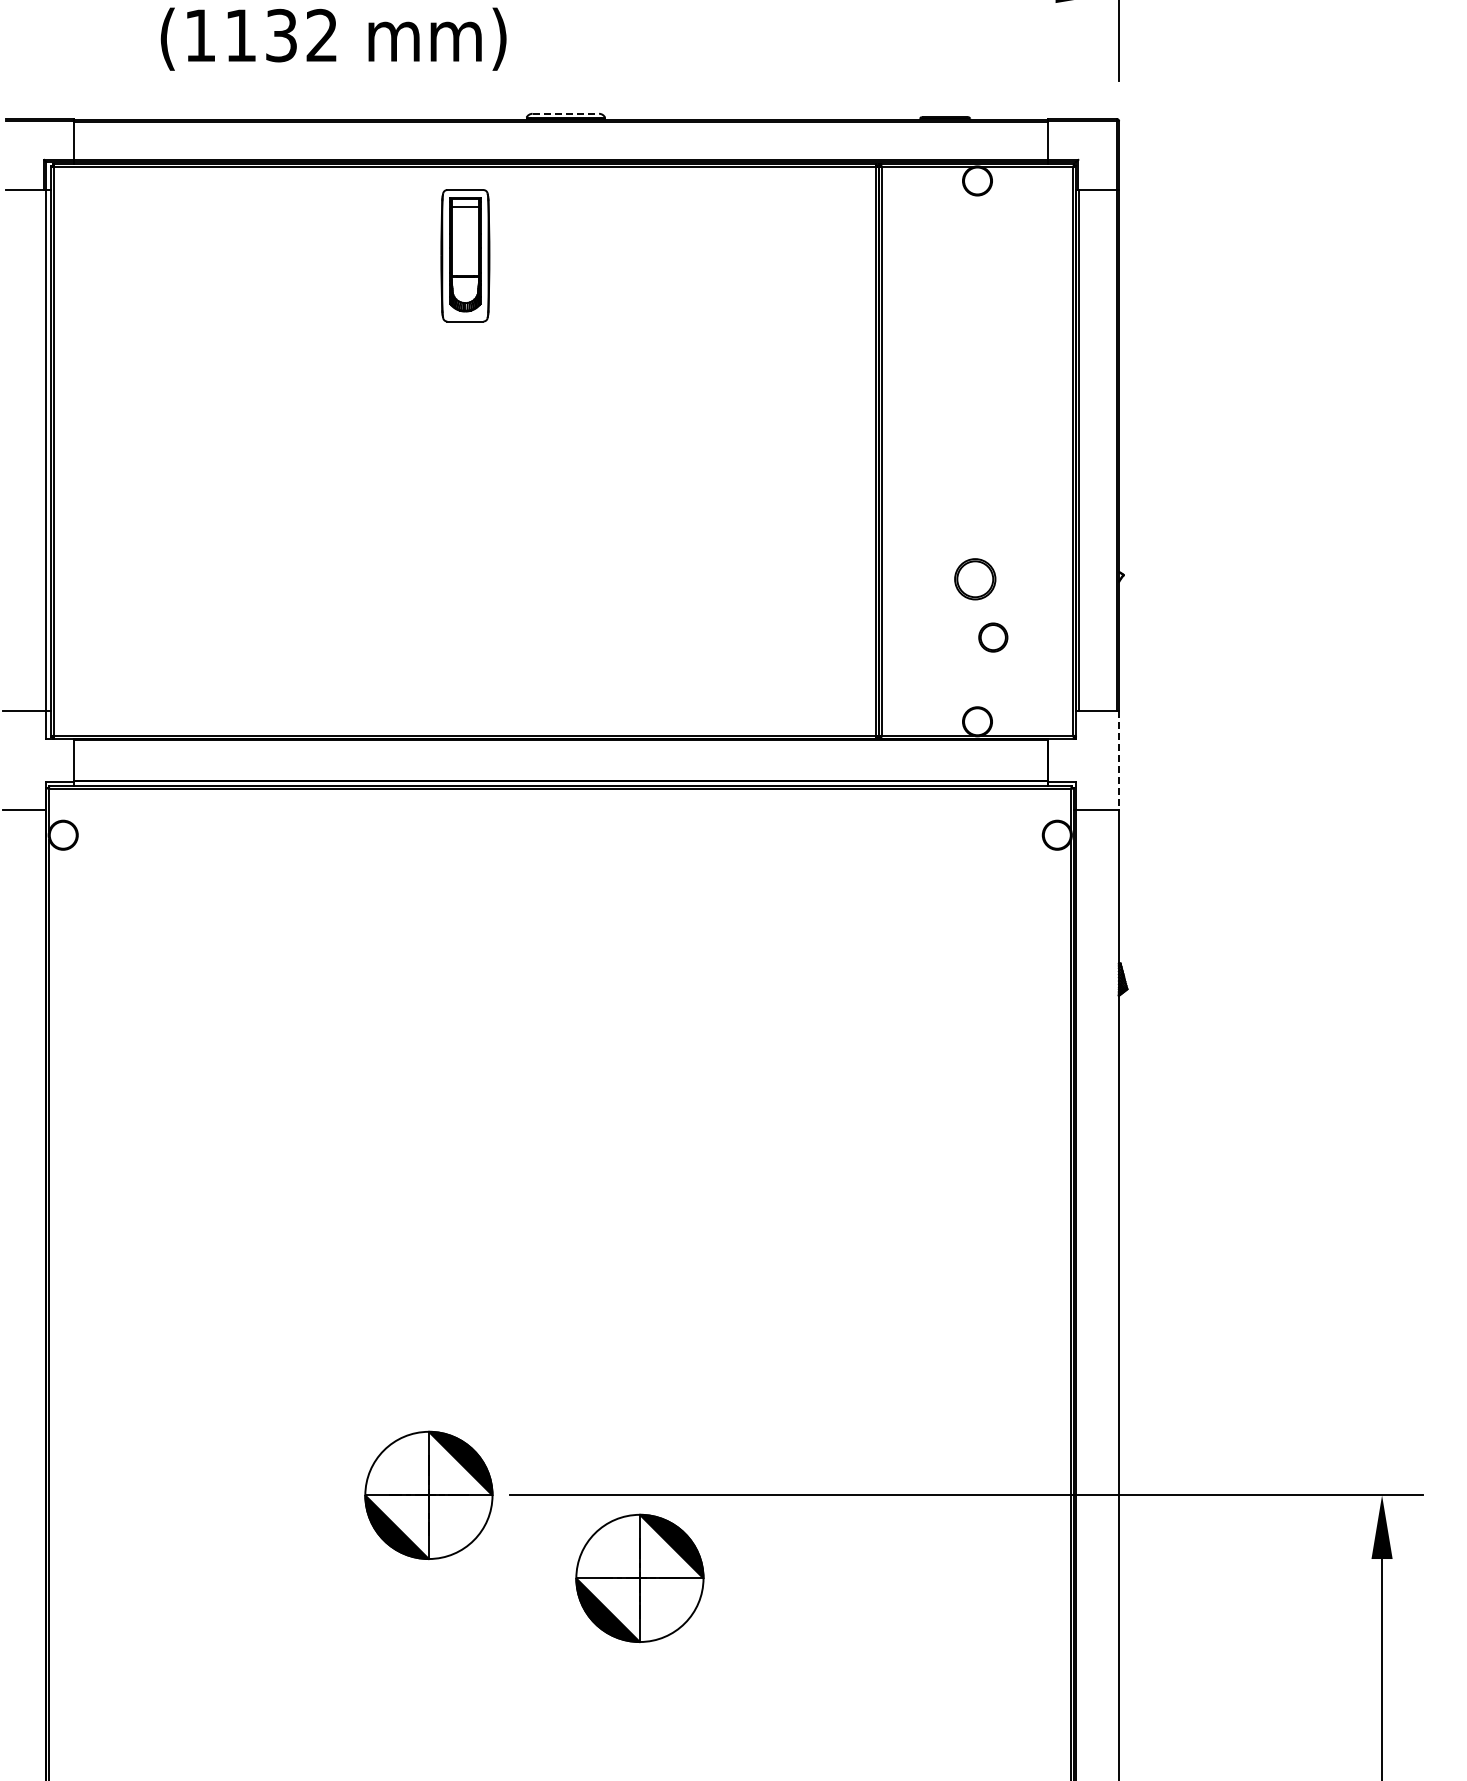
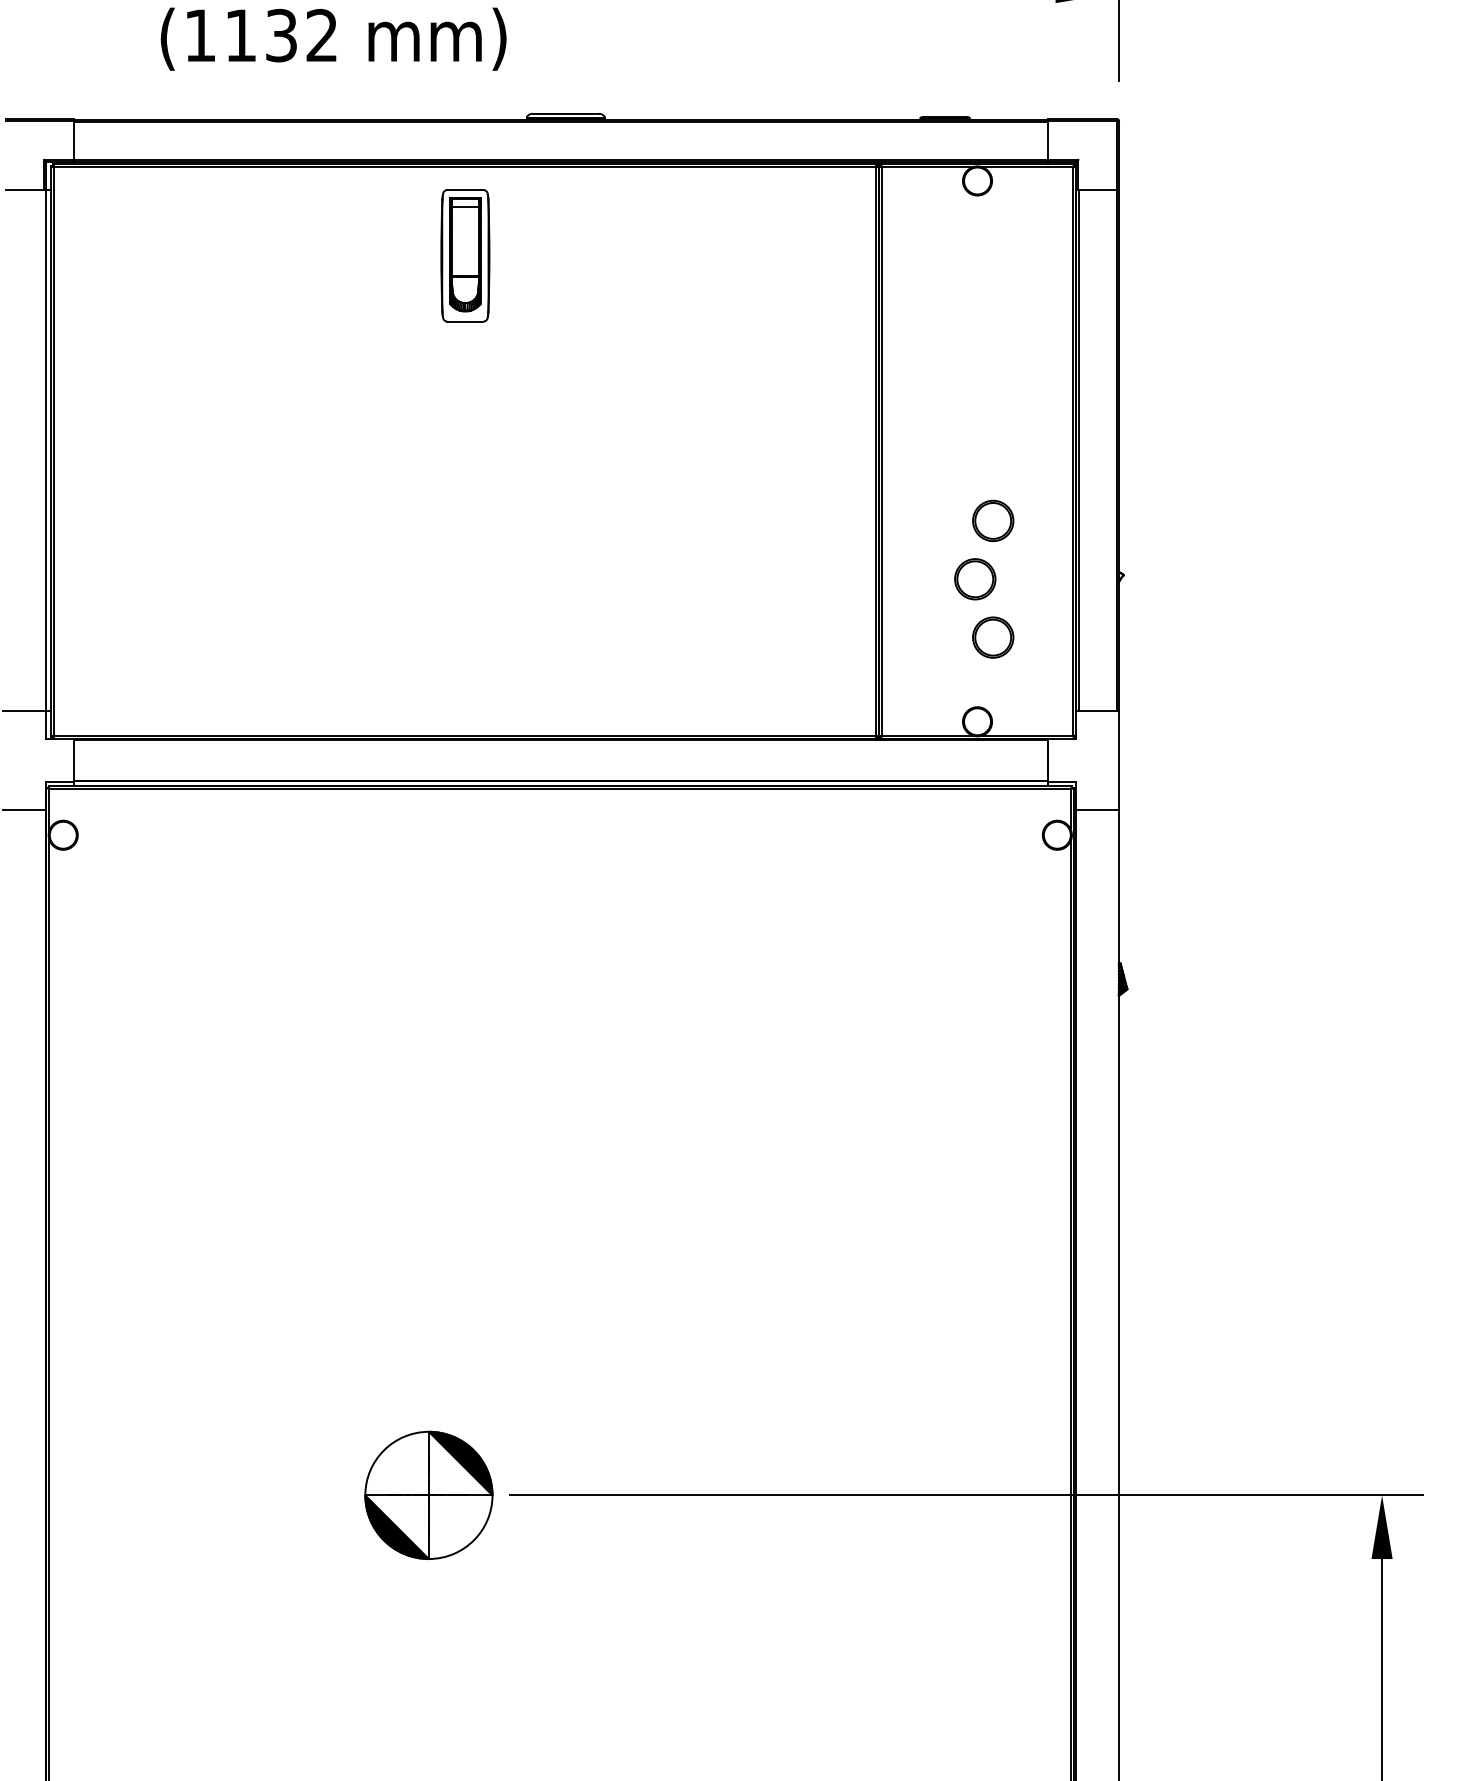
line: dashed -> solid (566, 113)
part: none -> present (993, 520)
part size: 31x31 px -> 43x43 px (993, 637)
line: dashed -> solid (1119, 760)
part: present -> none (639, 1578)
